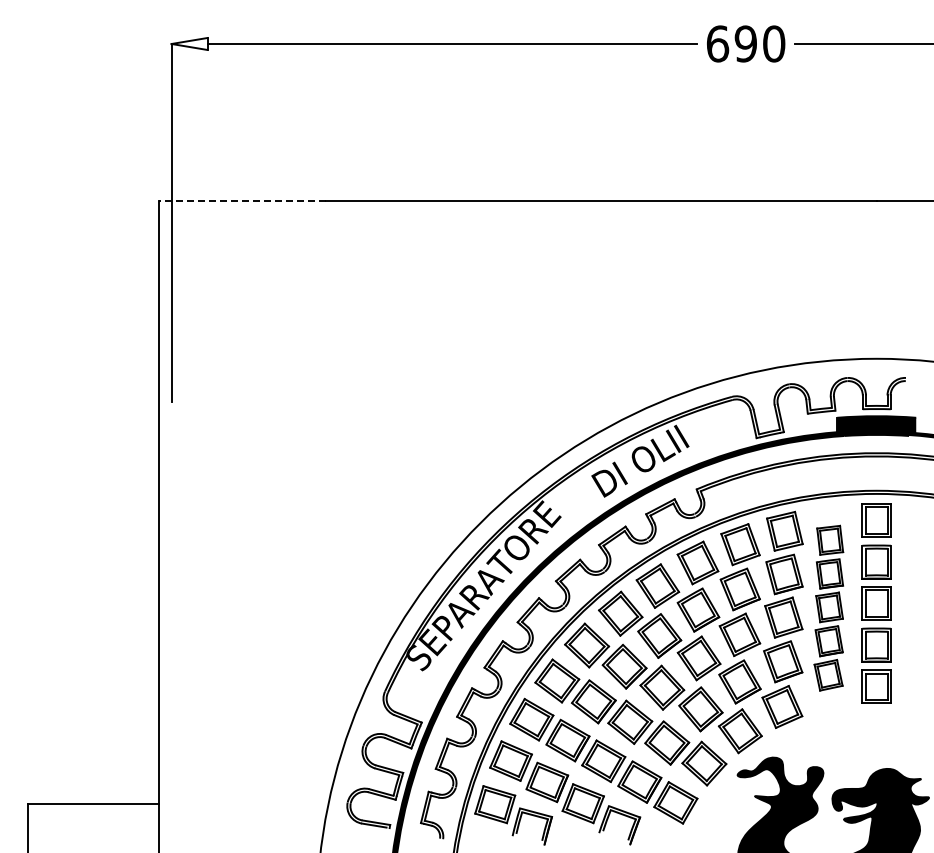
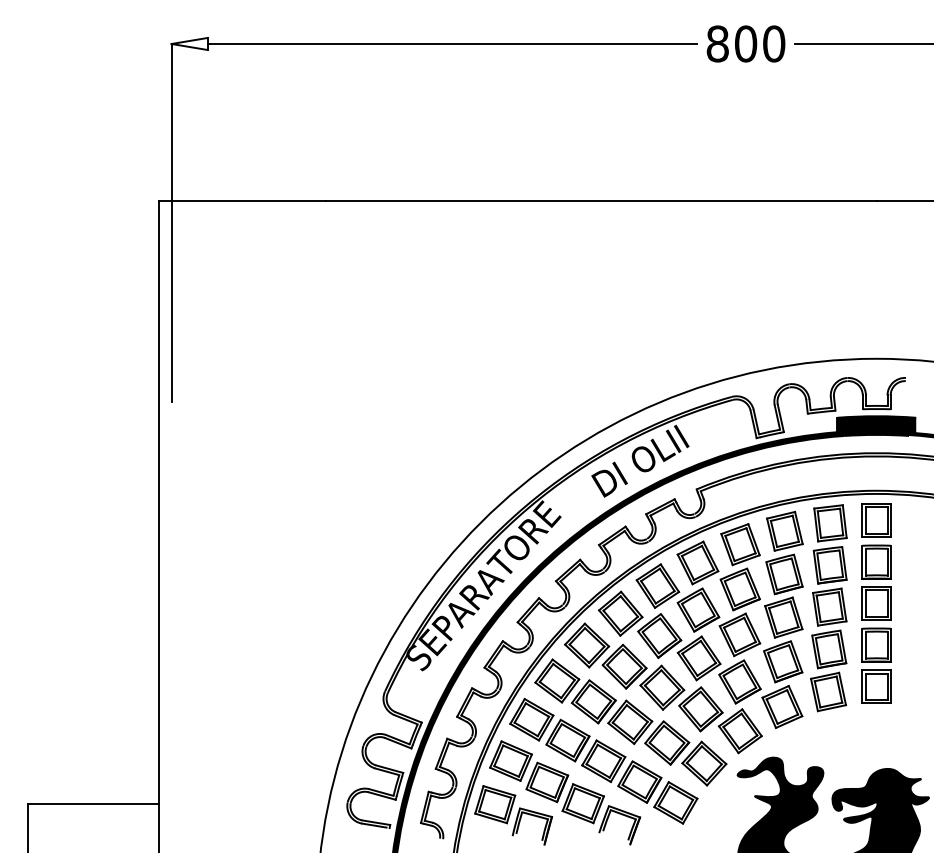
text: 690 -> 800 (731, 43)
line: dashed -> solid (242, 200)
part size: 32x168 px -> 38x209 px (828, 608)
